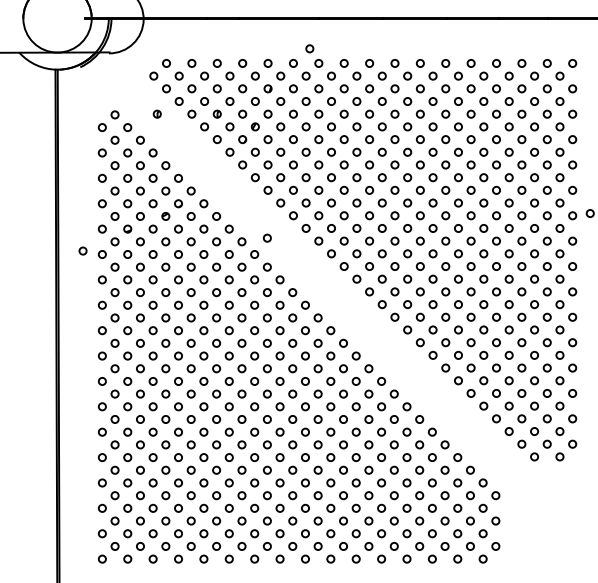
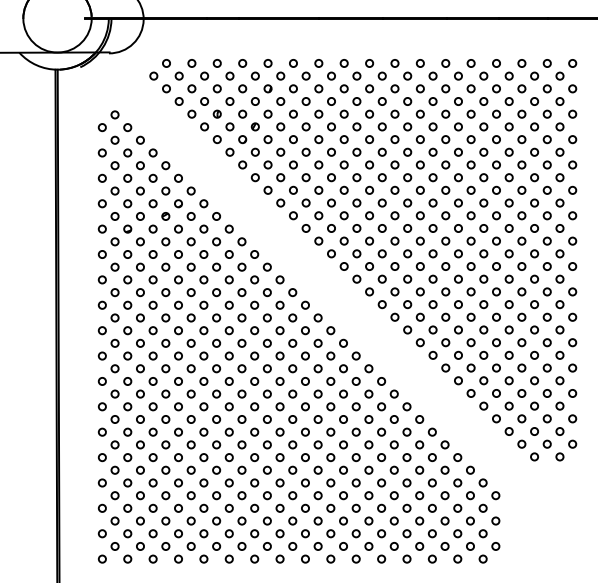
circle: present -> none (309, 48)
part: present -> none (156, 113)
circle: present -> none (589, 213)
circle: present -> none (266, 237)
circle: present -> none (82, 250)
